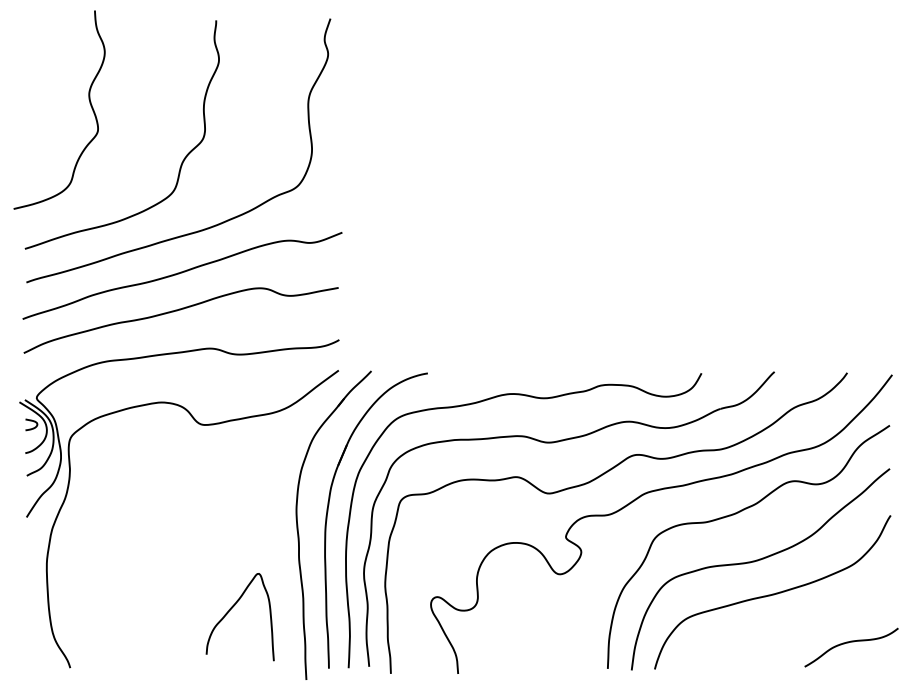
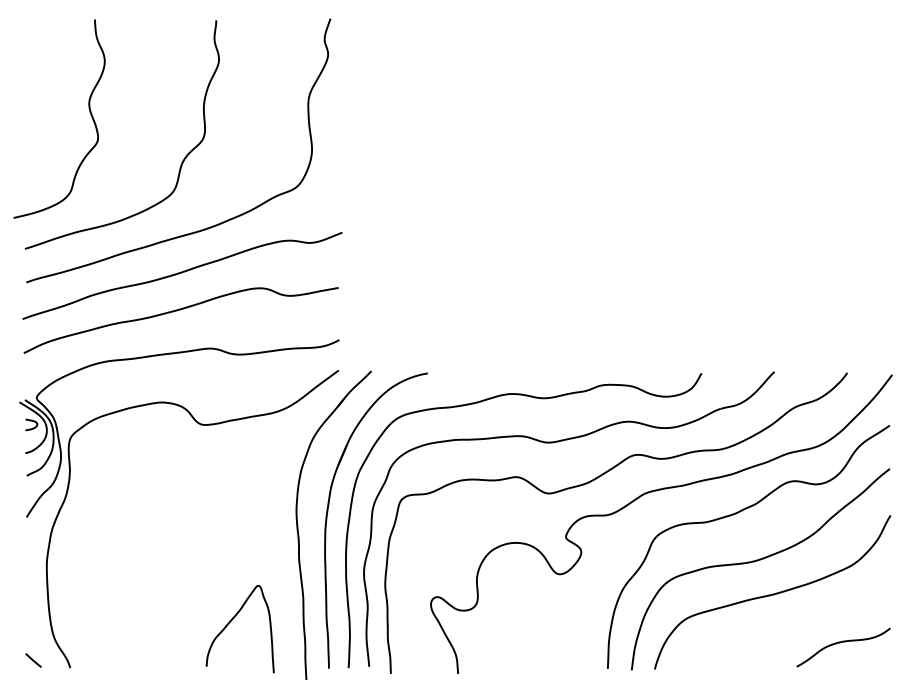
curve position: (89, 103) -> (89, 112) (89, 112)
curve position: (231, 609) -> (231, 621) (231, 621)
curve position: (851, 642) -> (843, 642) (843, 642)
line: none -> present (33, 660)
